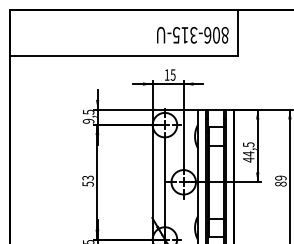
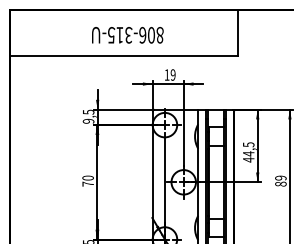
text position: (192, 35) -> (127, 35) (127, 35)
text: 15 -> 19 (172, 74)
text: 53 -> 70 (87, 180)
